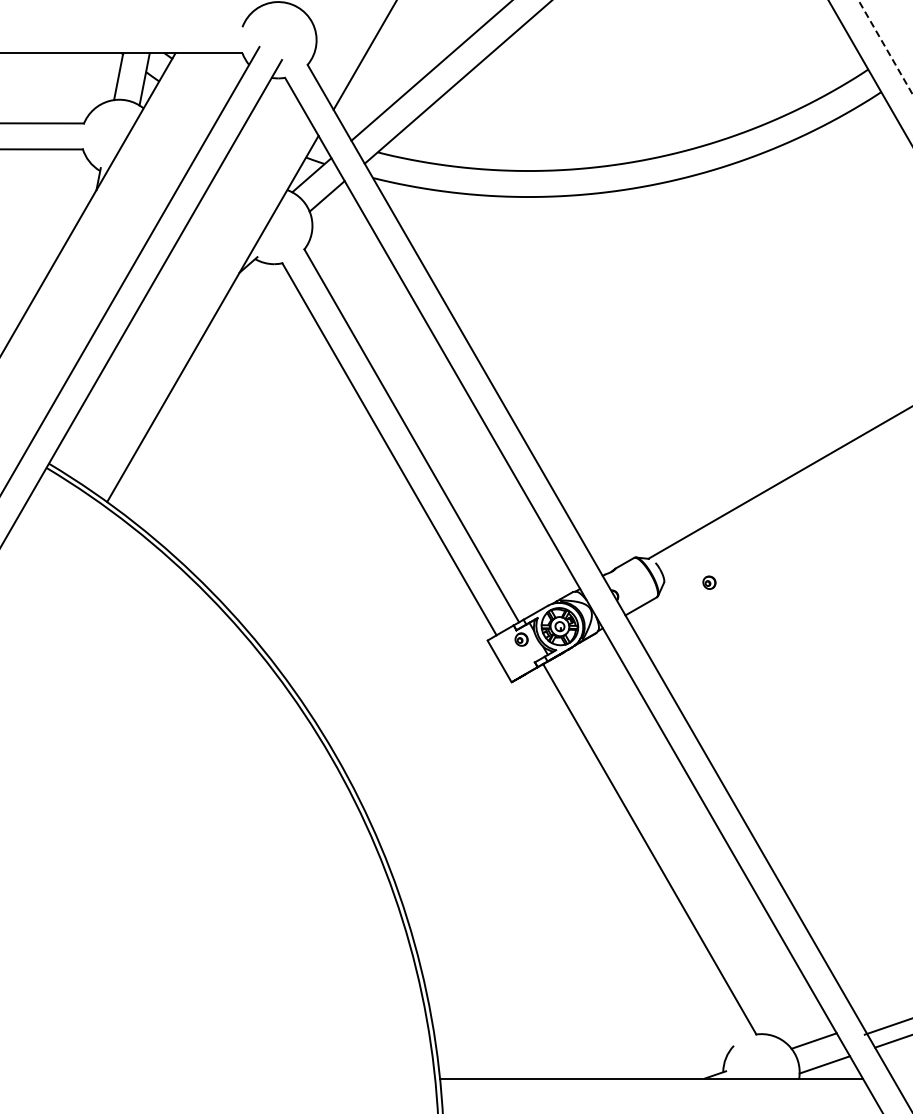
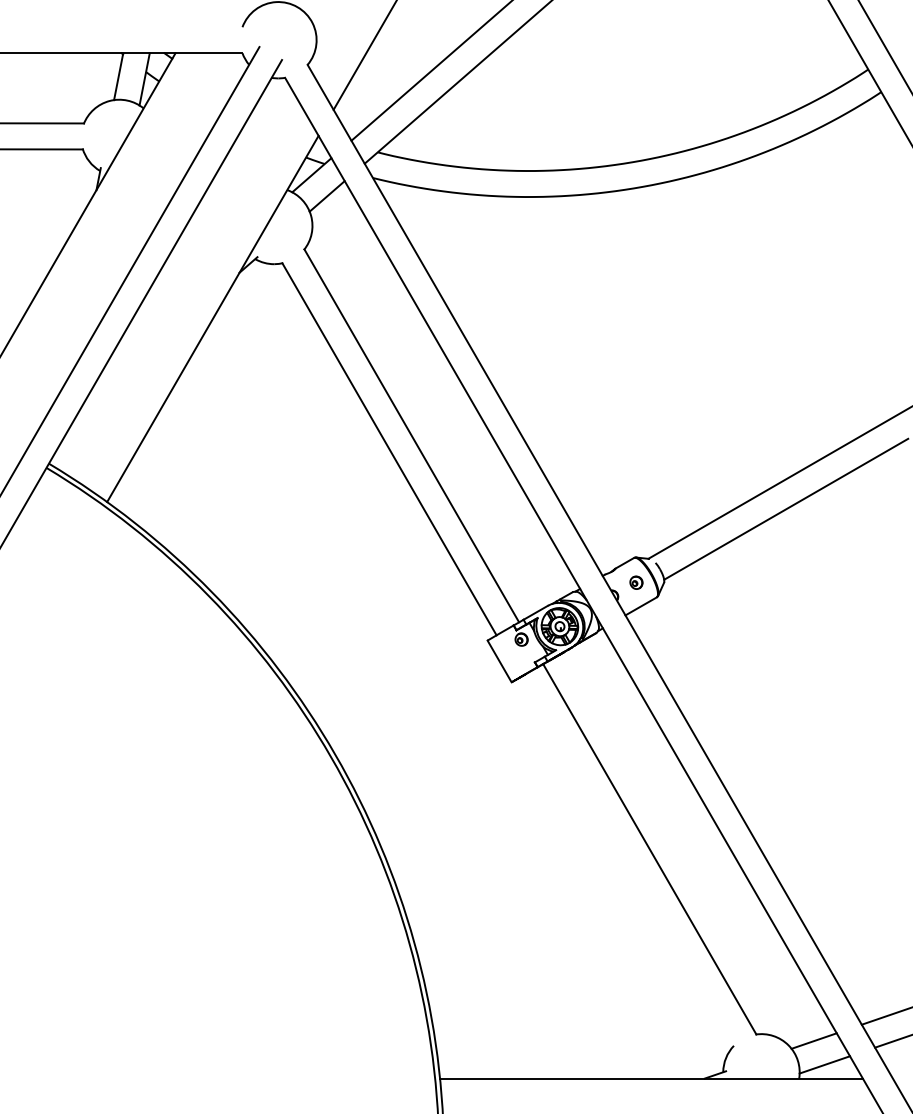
line: dashed -> solid (885, 47)
line: none -> present (786, 508)
part position: (709, 582) -> (636, 582) (636, 582)
line position: (886, 1026) -> (885, 1016) (885, 1016)
